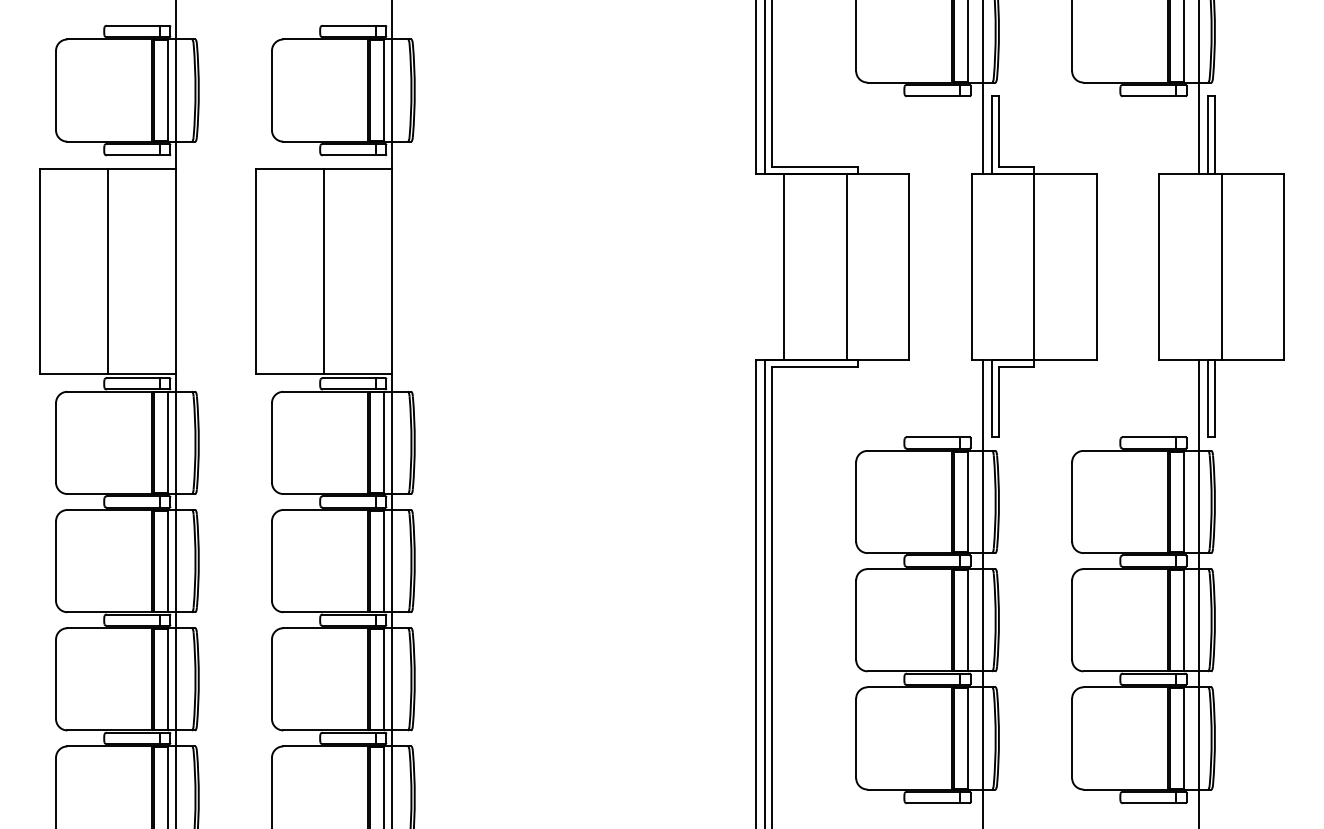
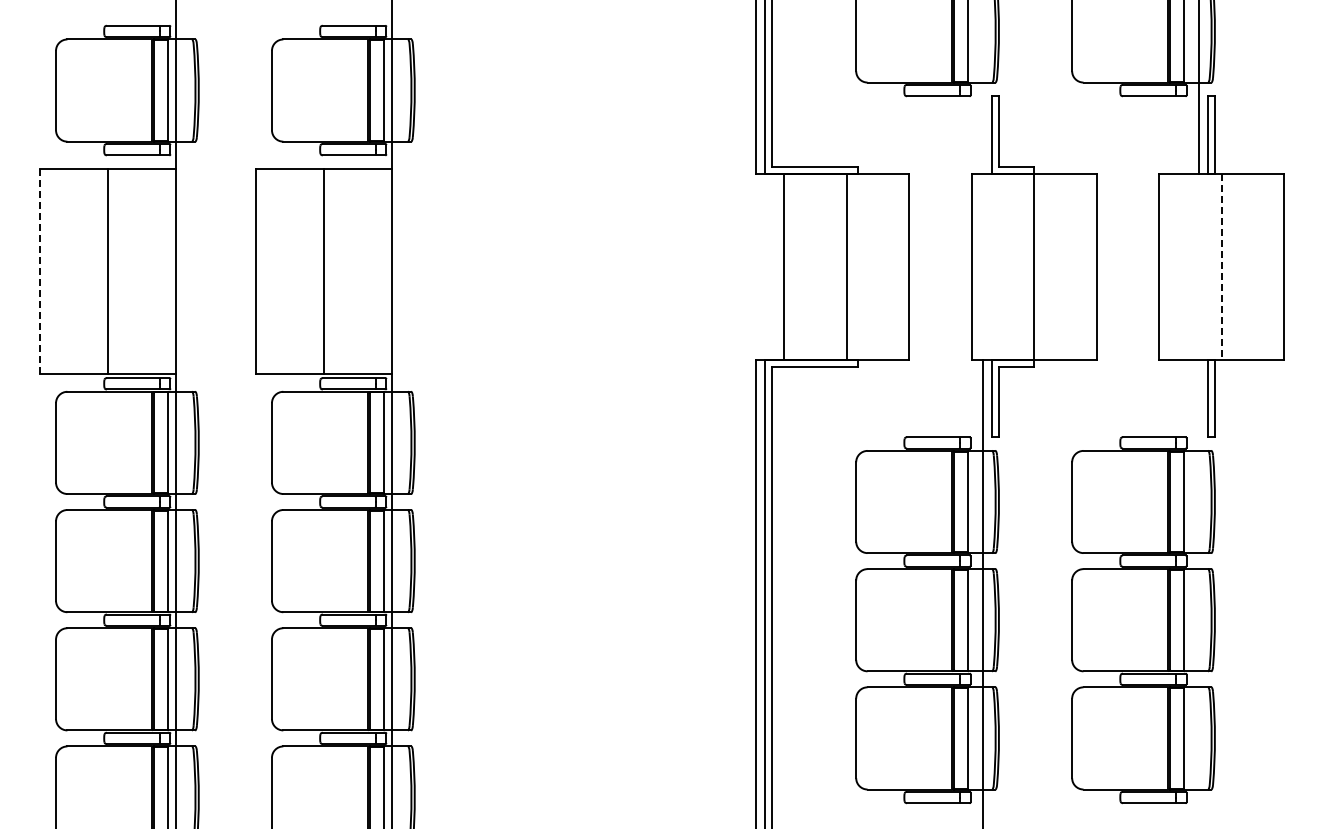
line: present -> none (983, 87)
line: solid -> dashed (1221, 267)
line: solid -> dashed (39, 271)
line: present -> none (1199, 592)
